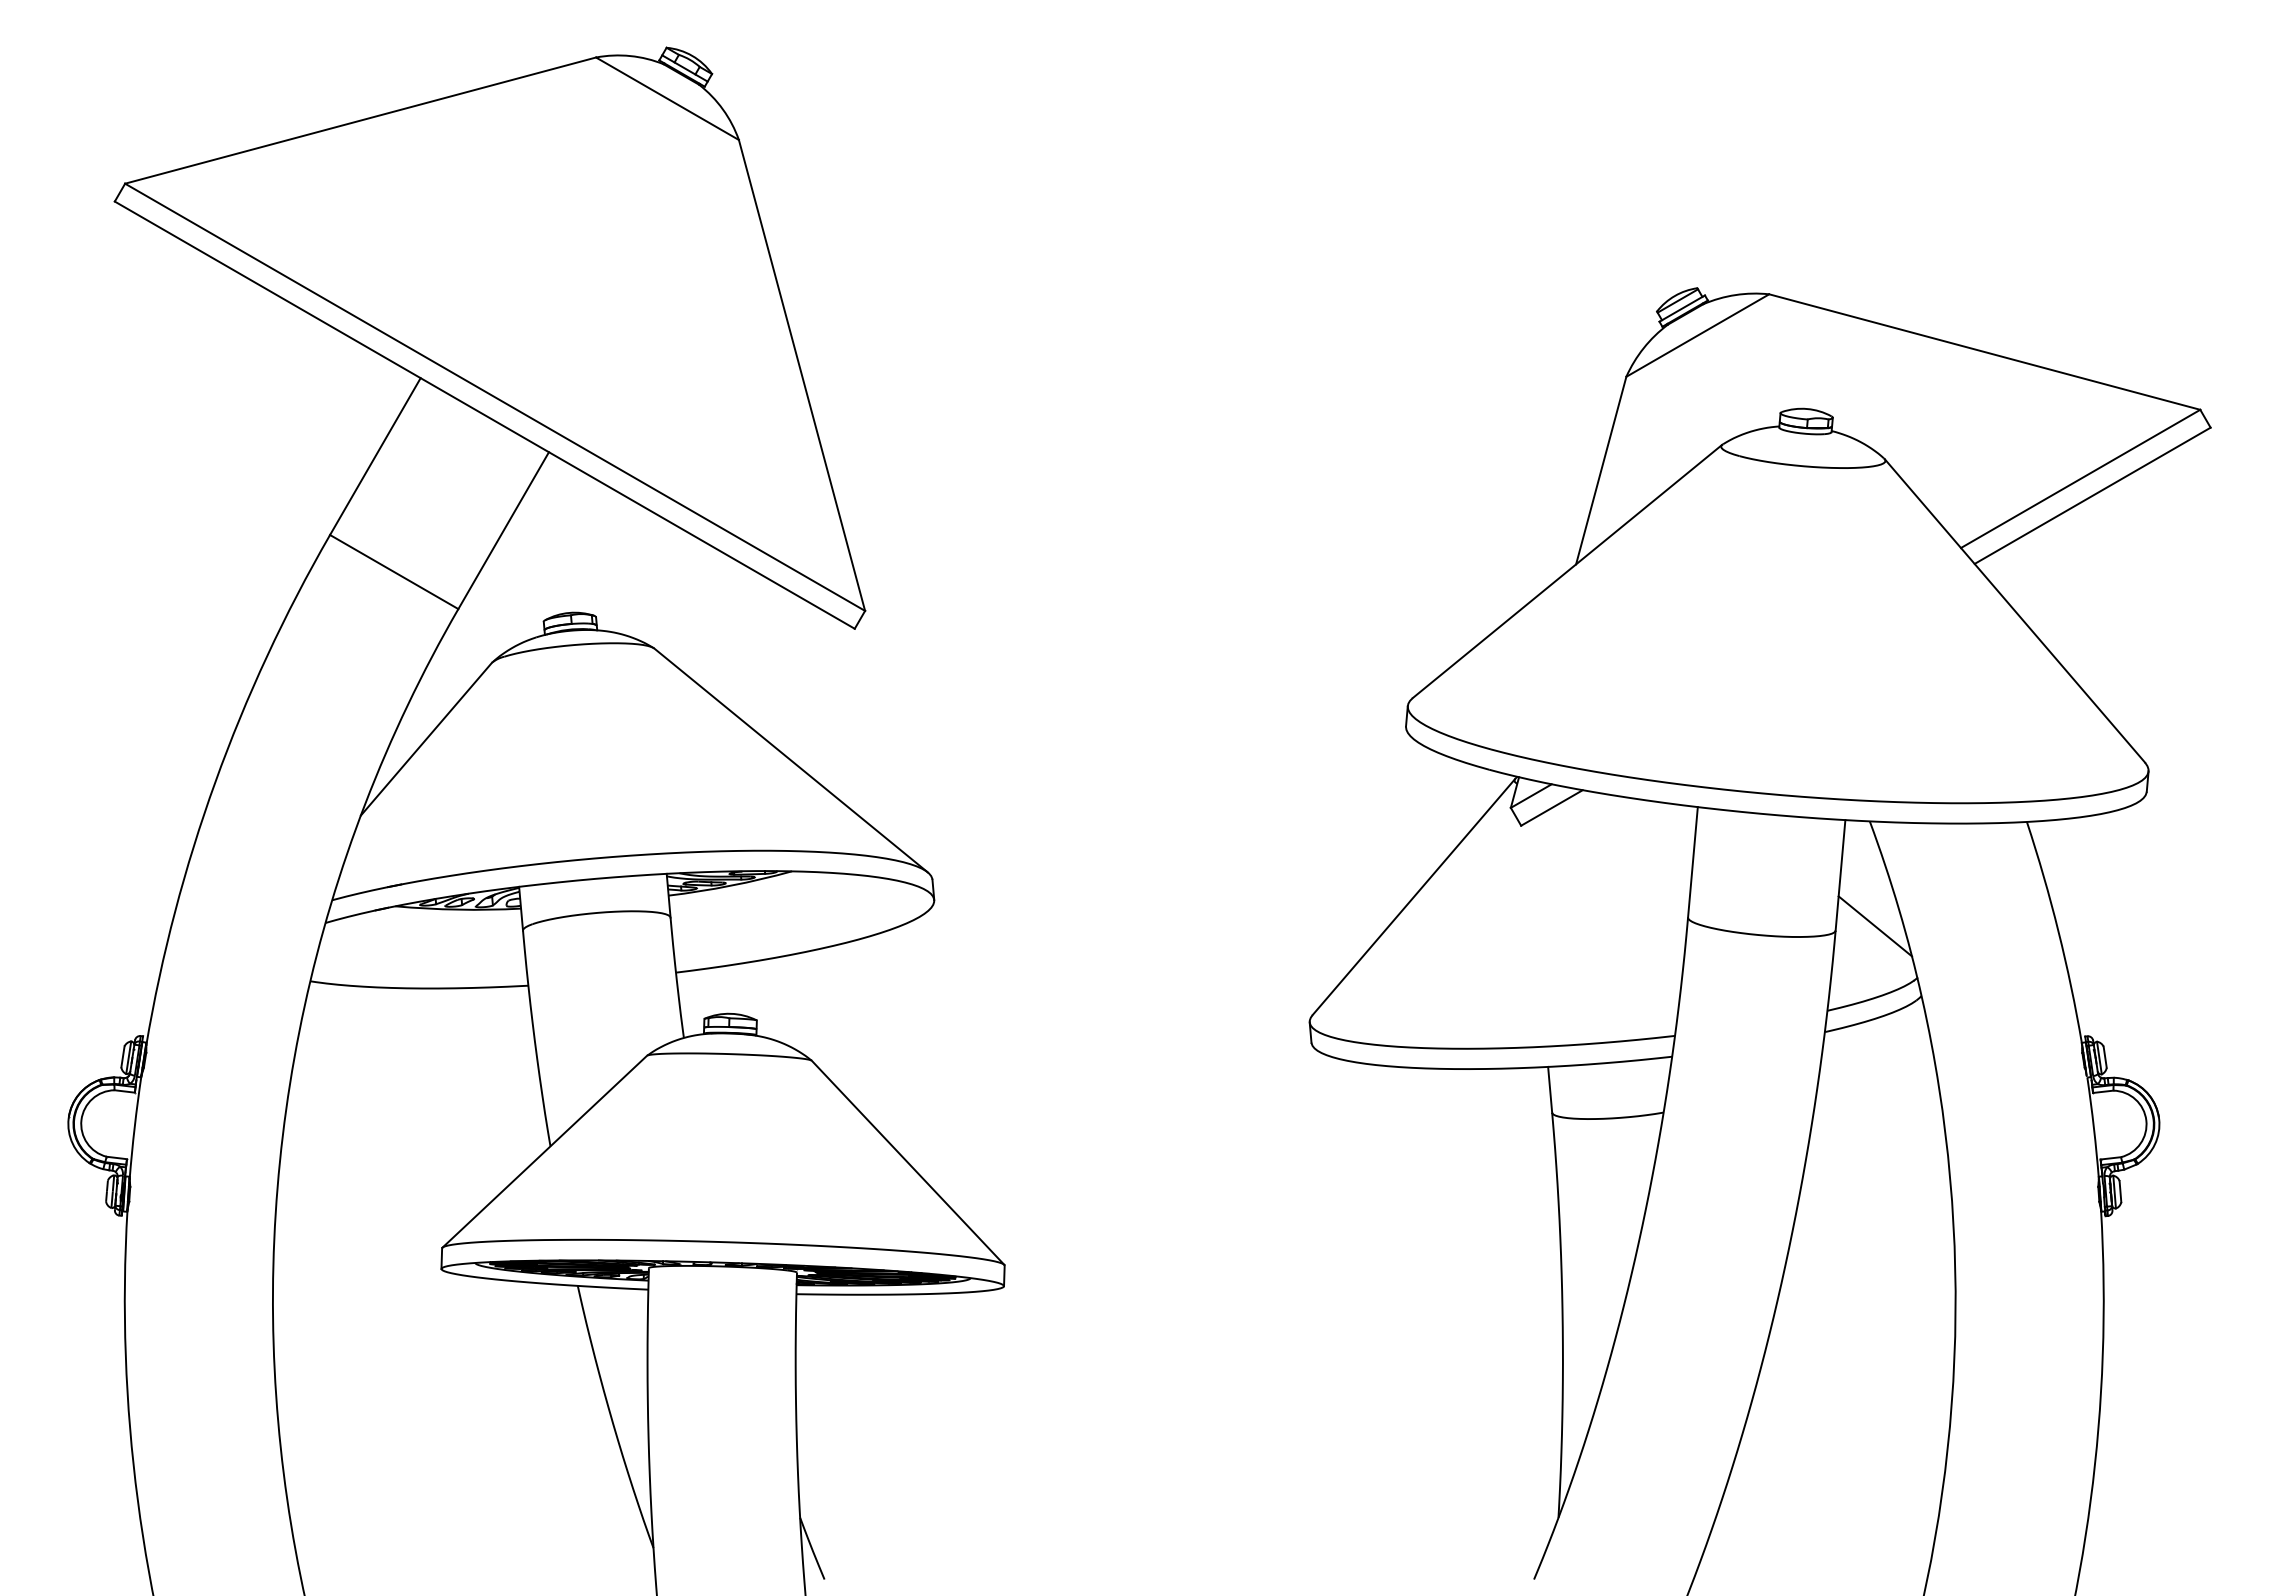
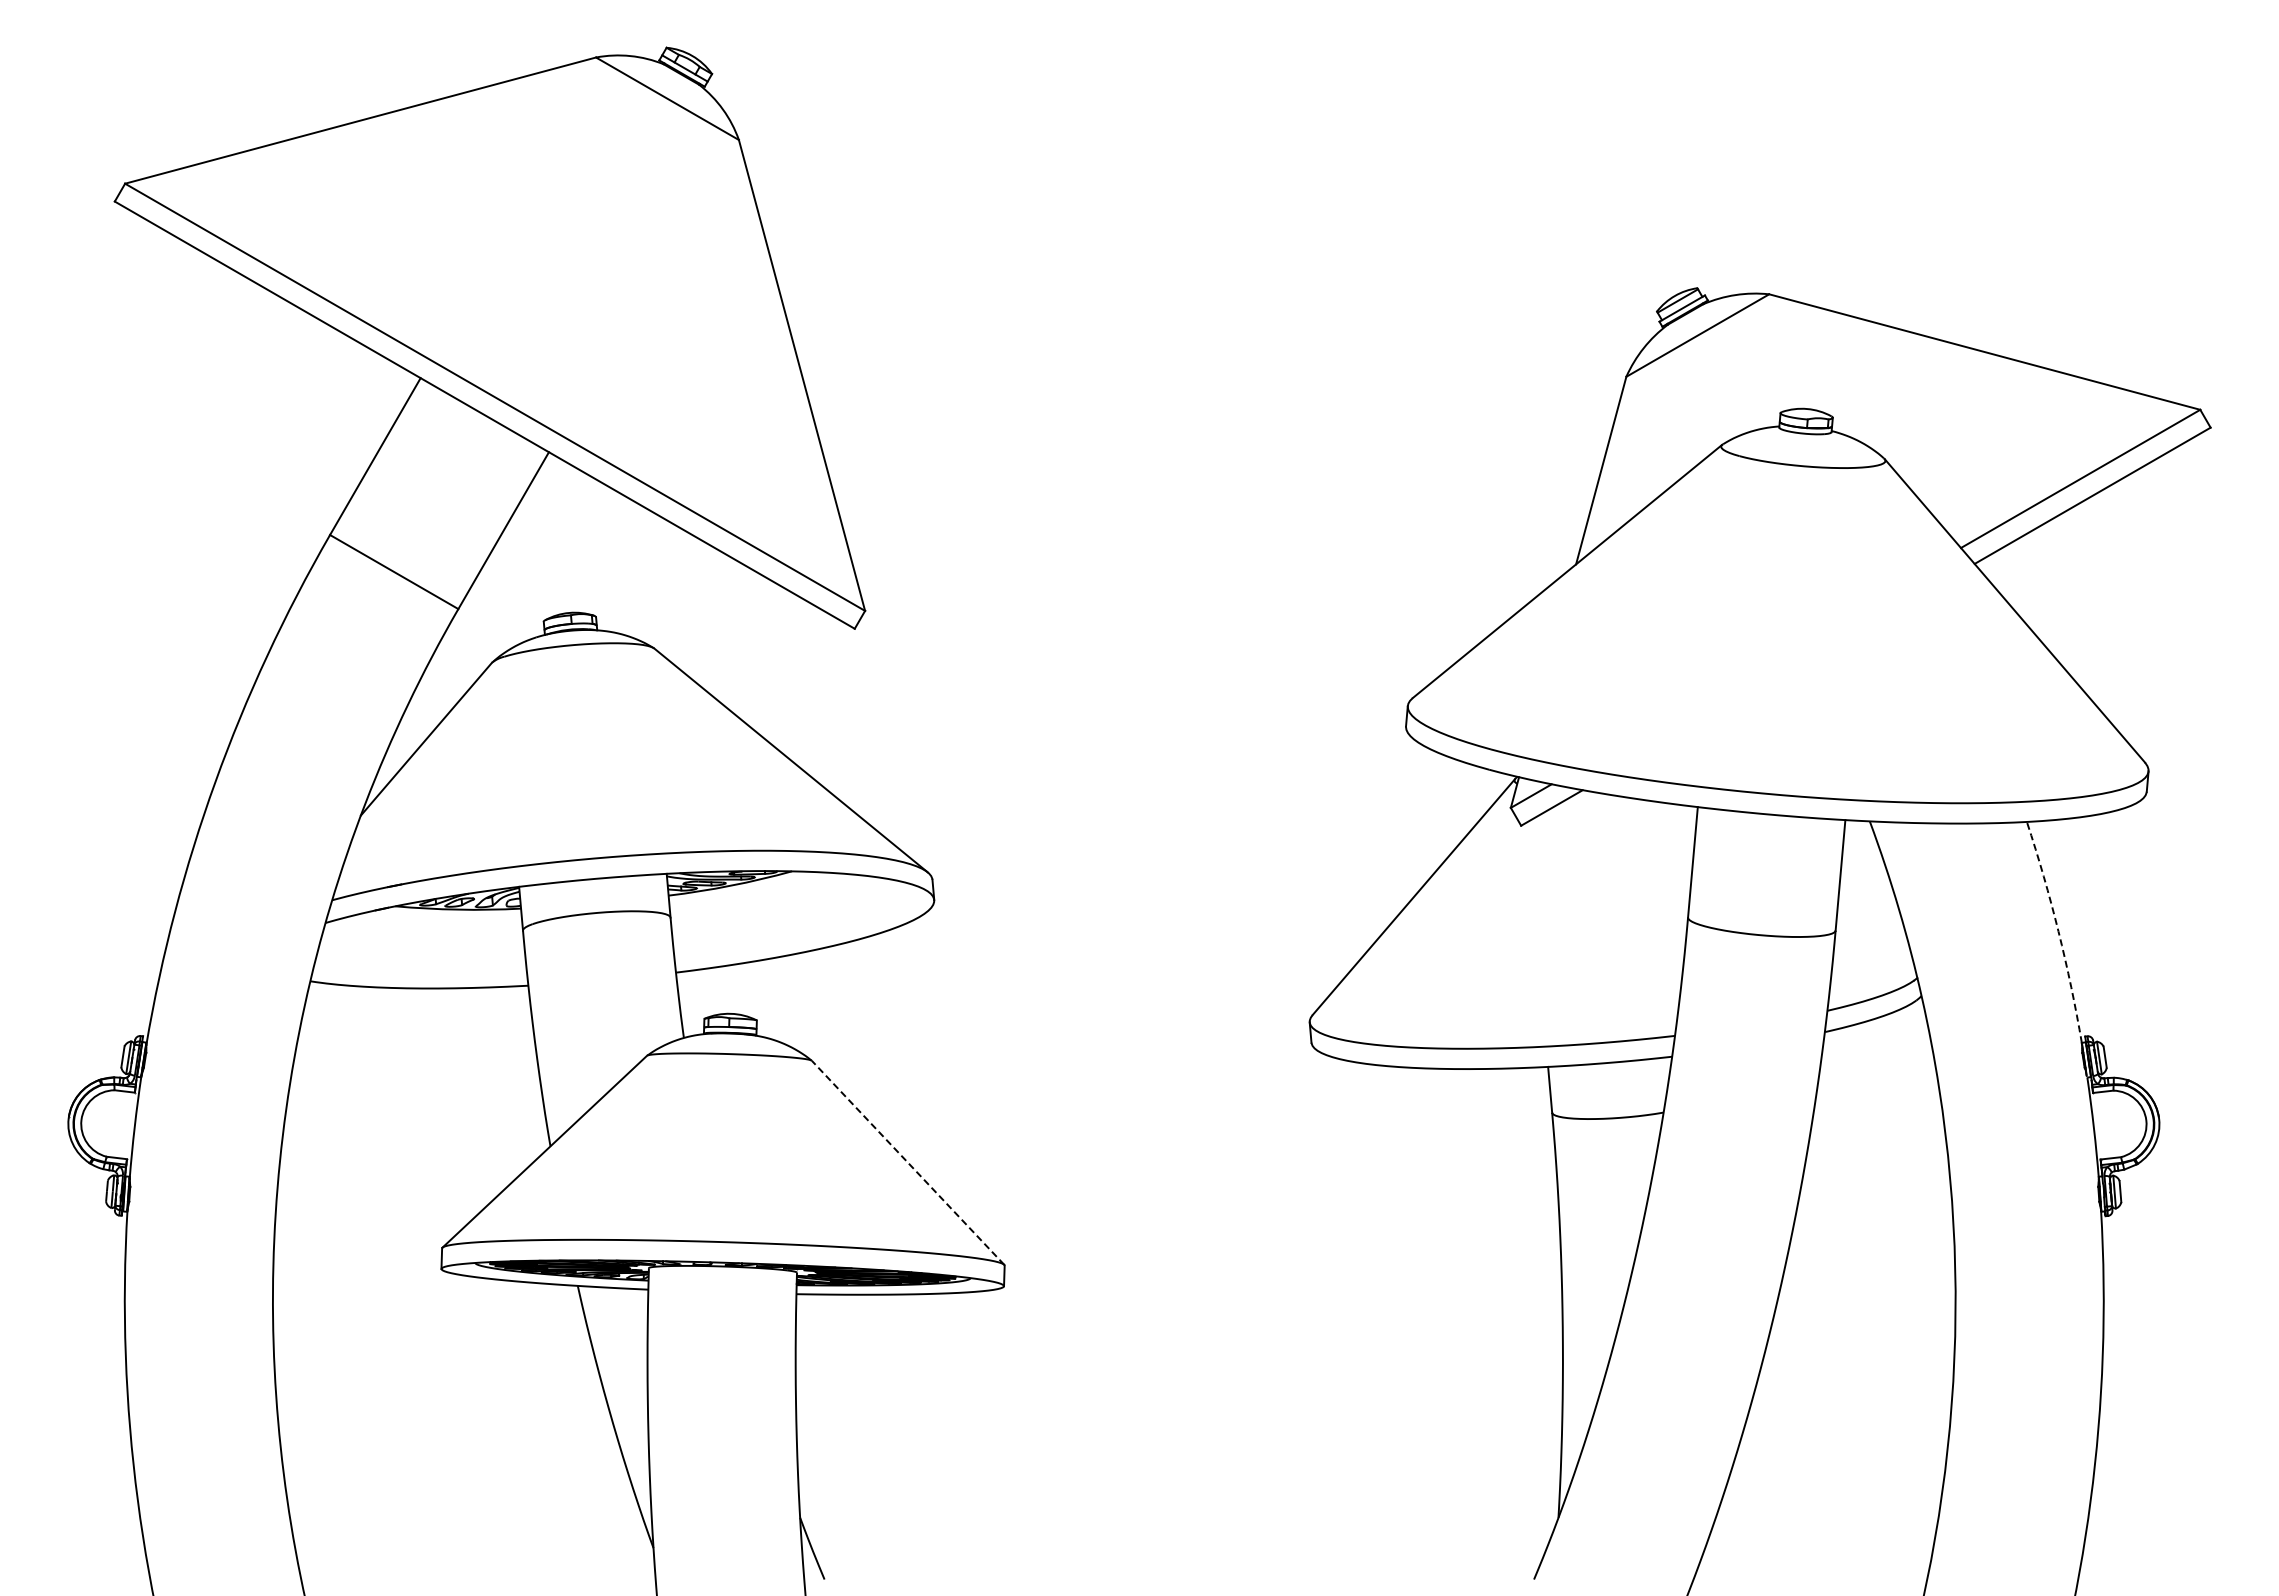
line: present -> none (1875, 926)
arc: solid -> dashed (2058, 931)
line: solid -> dashed (907, 1162)
